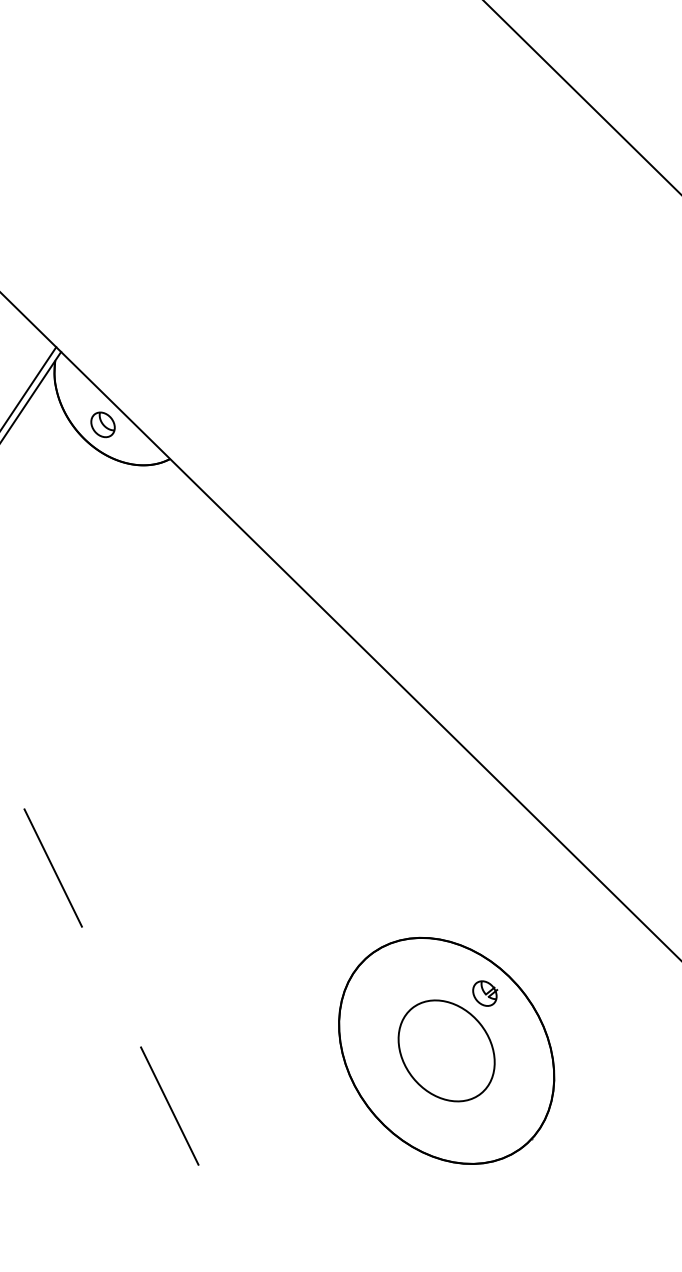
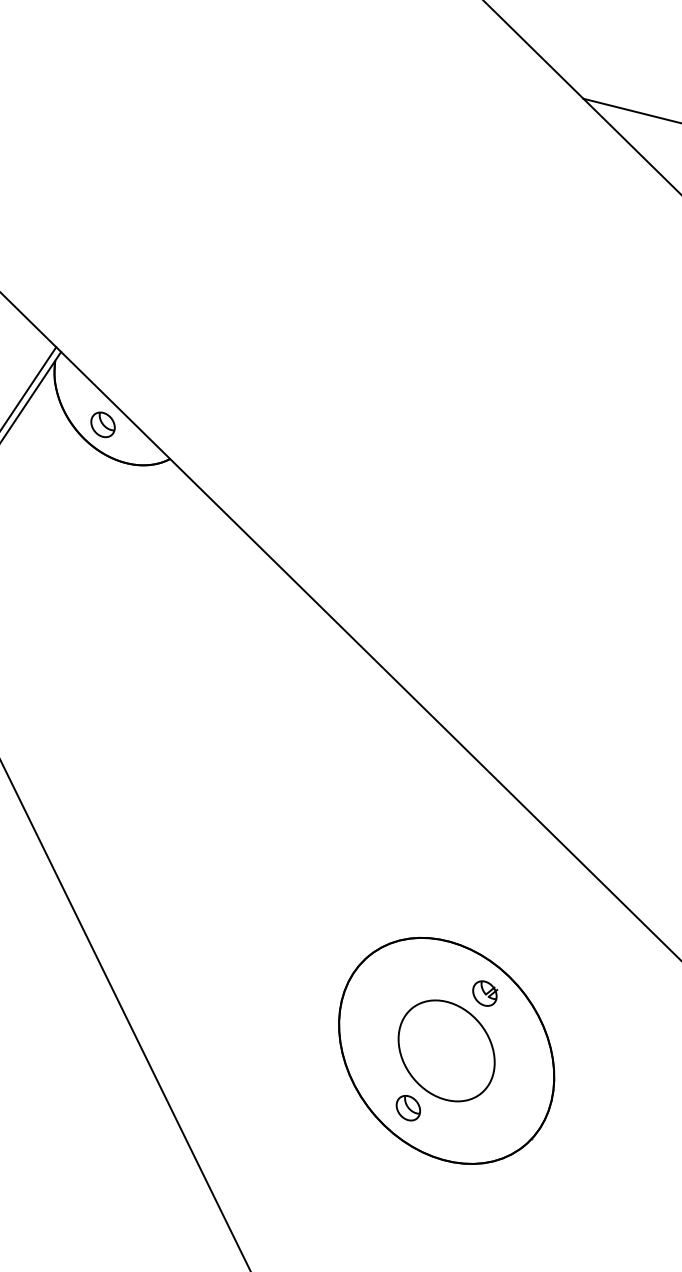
line: none -> present (630, 110)
line: dashed -> solid (125, 1015)
part: none -> present (408, 1108)
